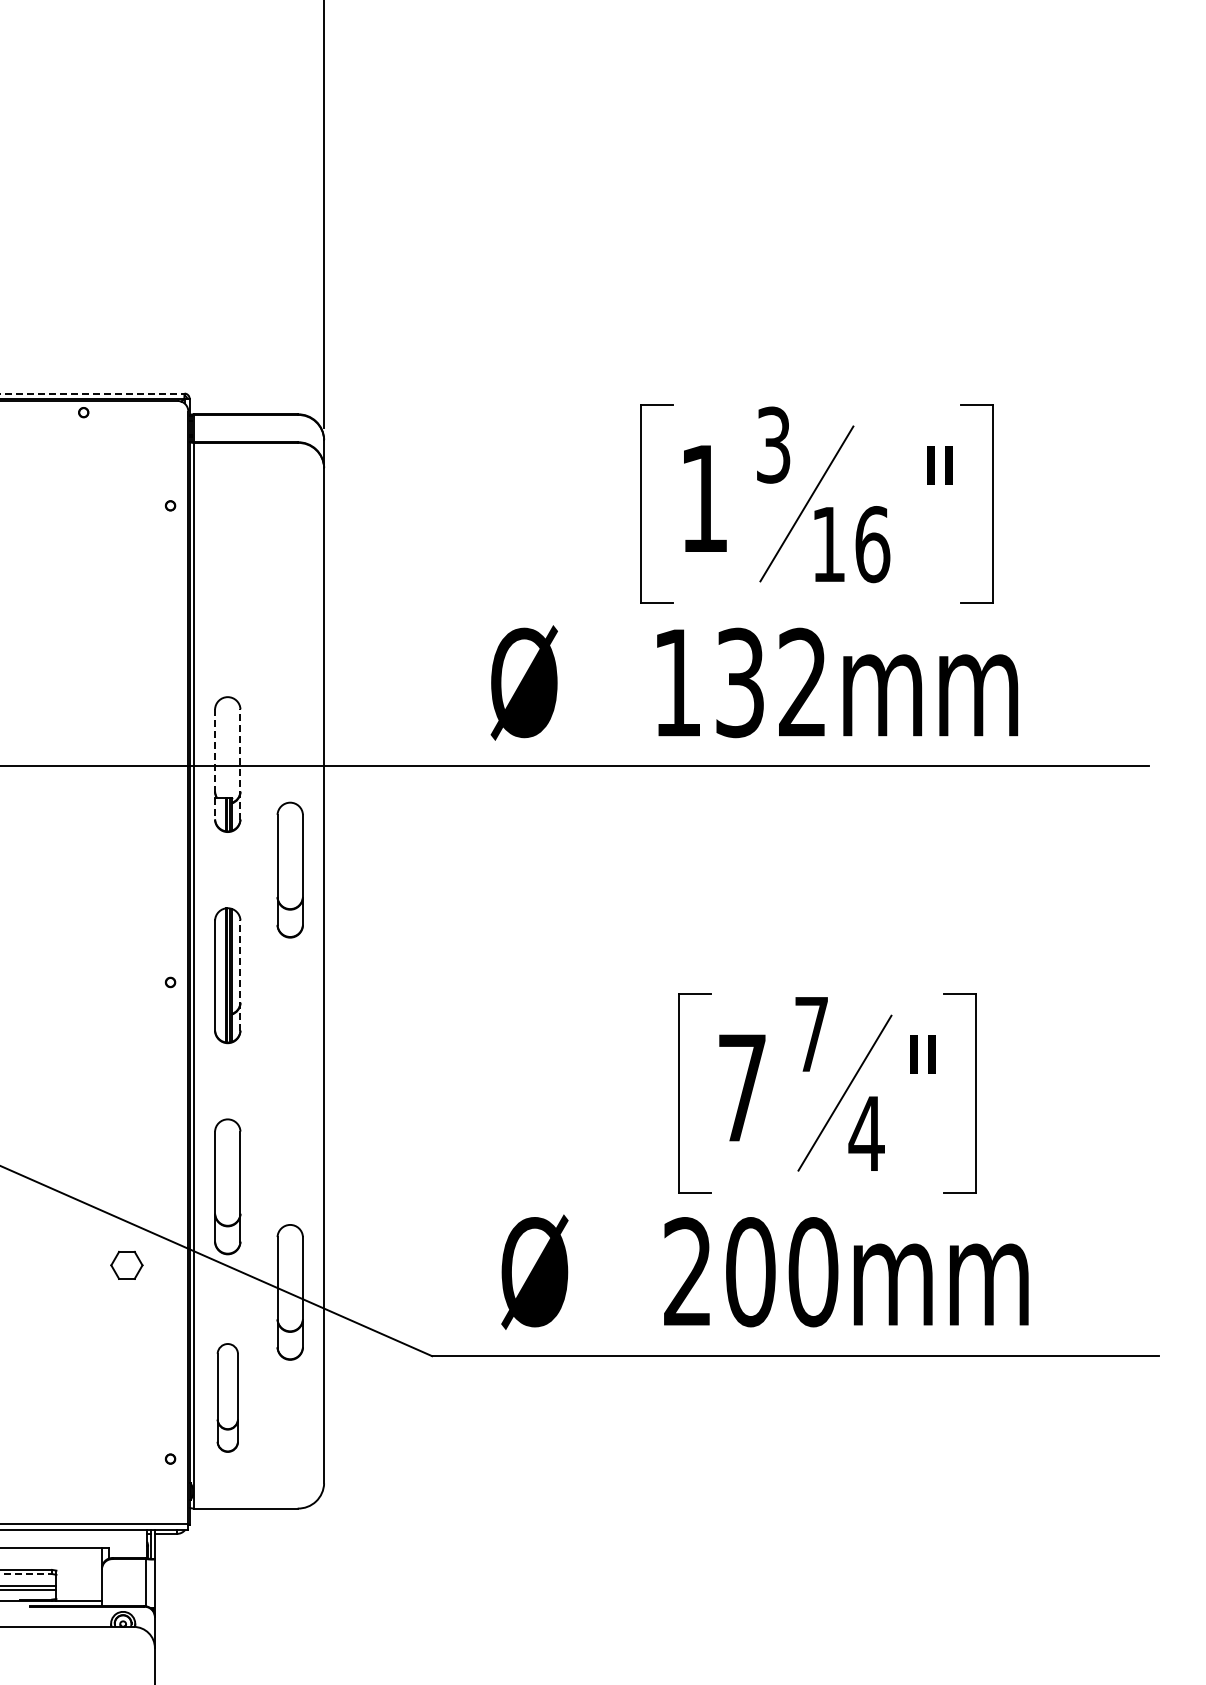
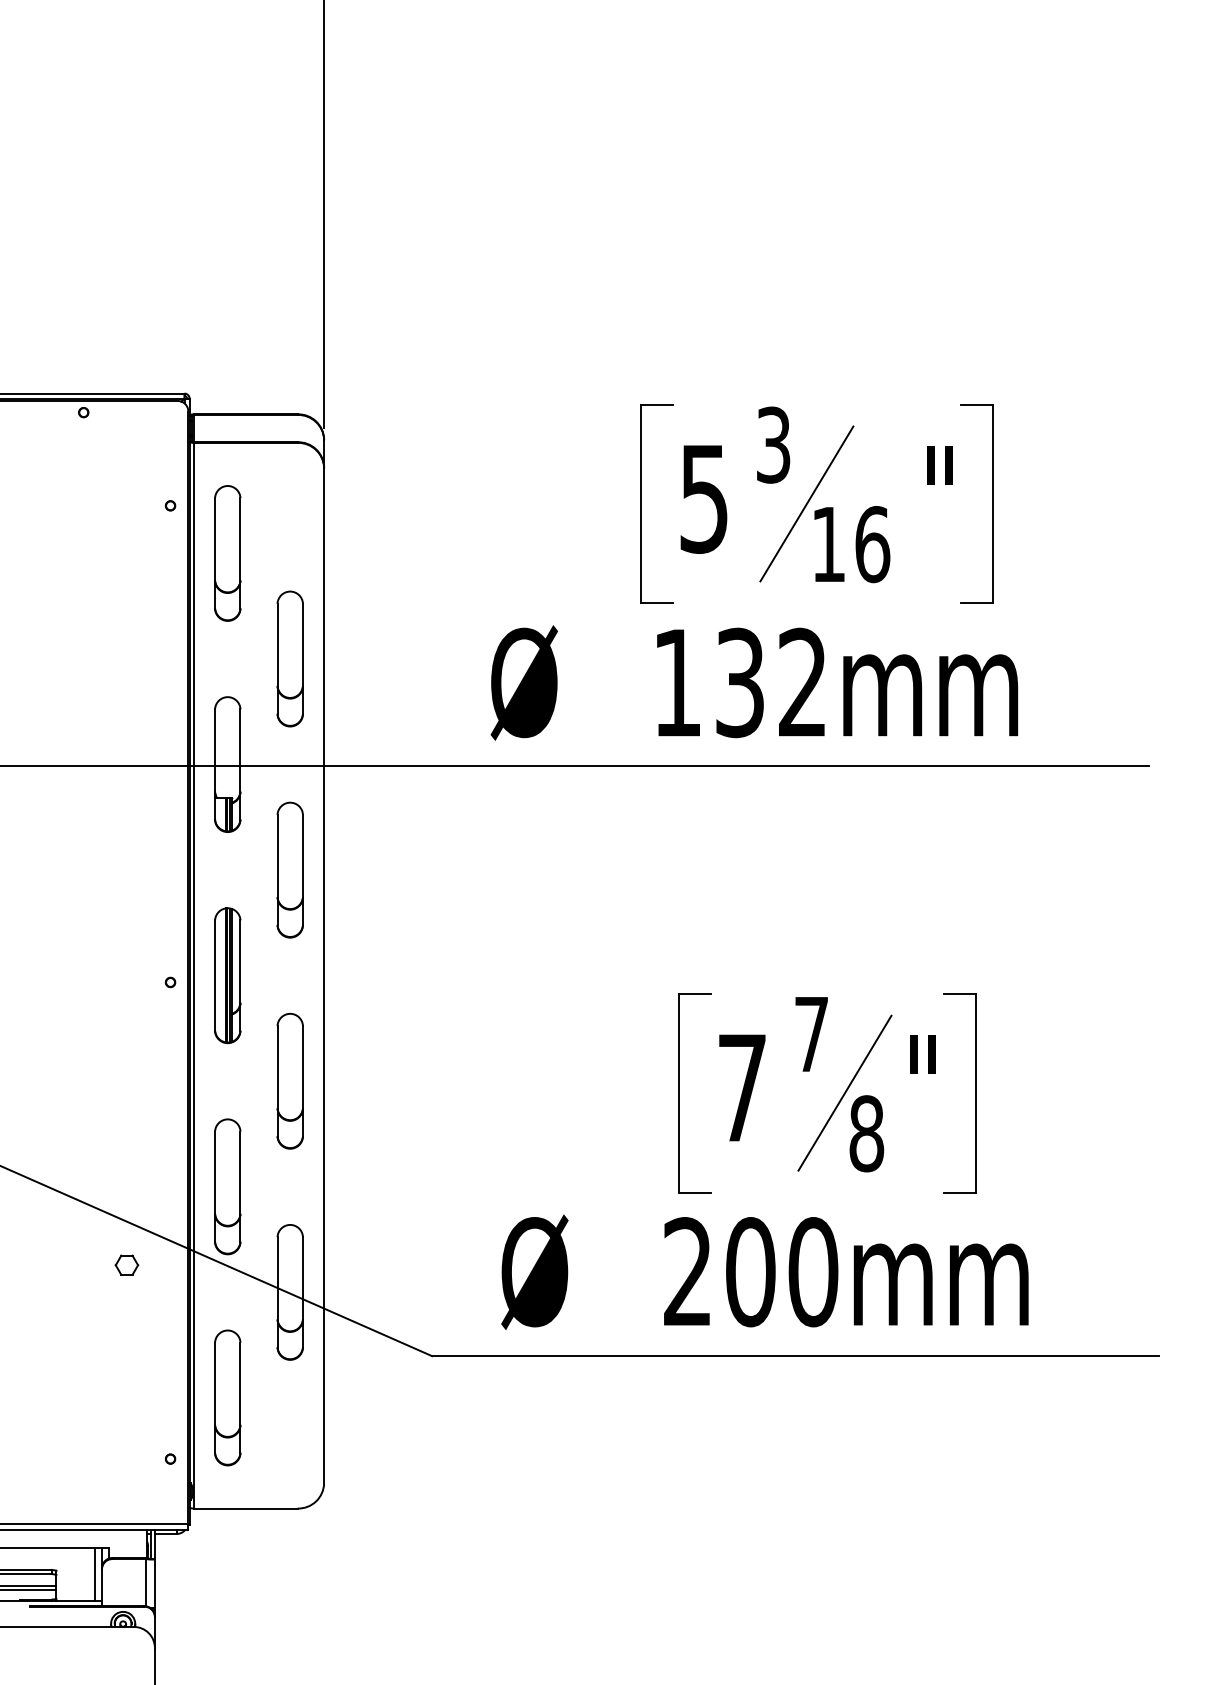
line: dashed -> solid (92, 393)
text: 1 -> 5 (703, 499)
part: none -> present (227, 553)
part: none -> present (289, 658)
line: dashed -> solid (240, 764)
line: dashed -> solid (215, 765)
line: dashed -> solid (240, 975)
part: none -> present (289, 1080)
text: 4 -> 8 (866, 1133)
part size: 34x30 px -> 26x22 px (126, 1264)
part size: 23x110 px -> 28x138 px (227, 1397)
line: dashed -> solid (26, 1574)
line: none -> present (95, 1574)
